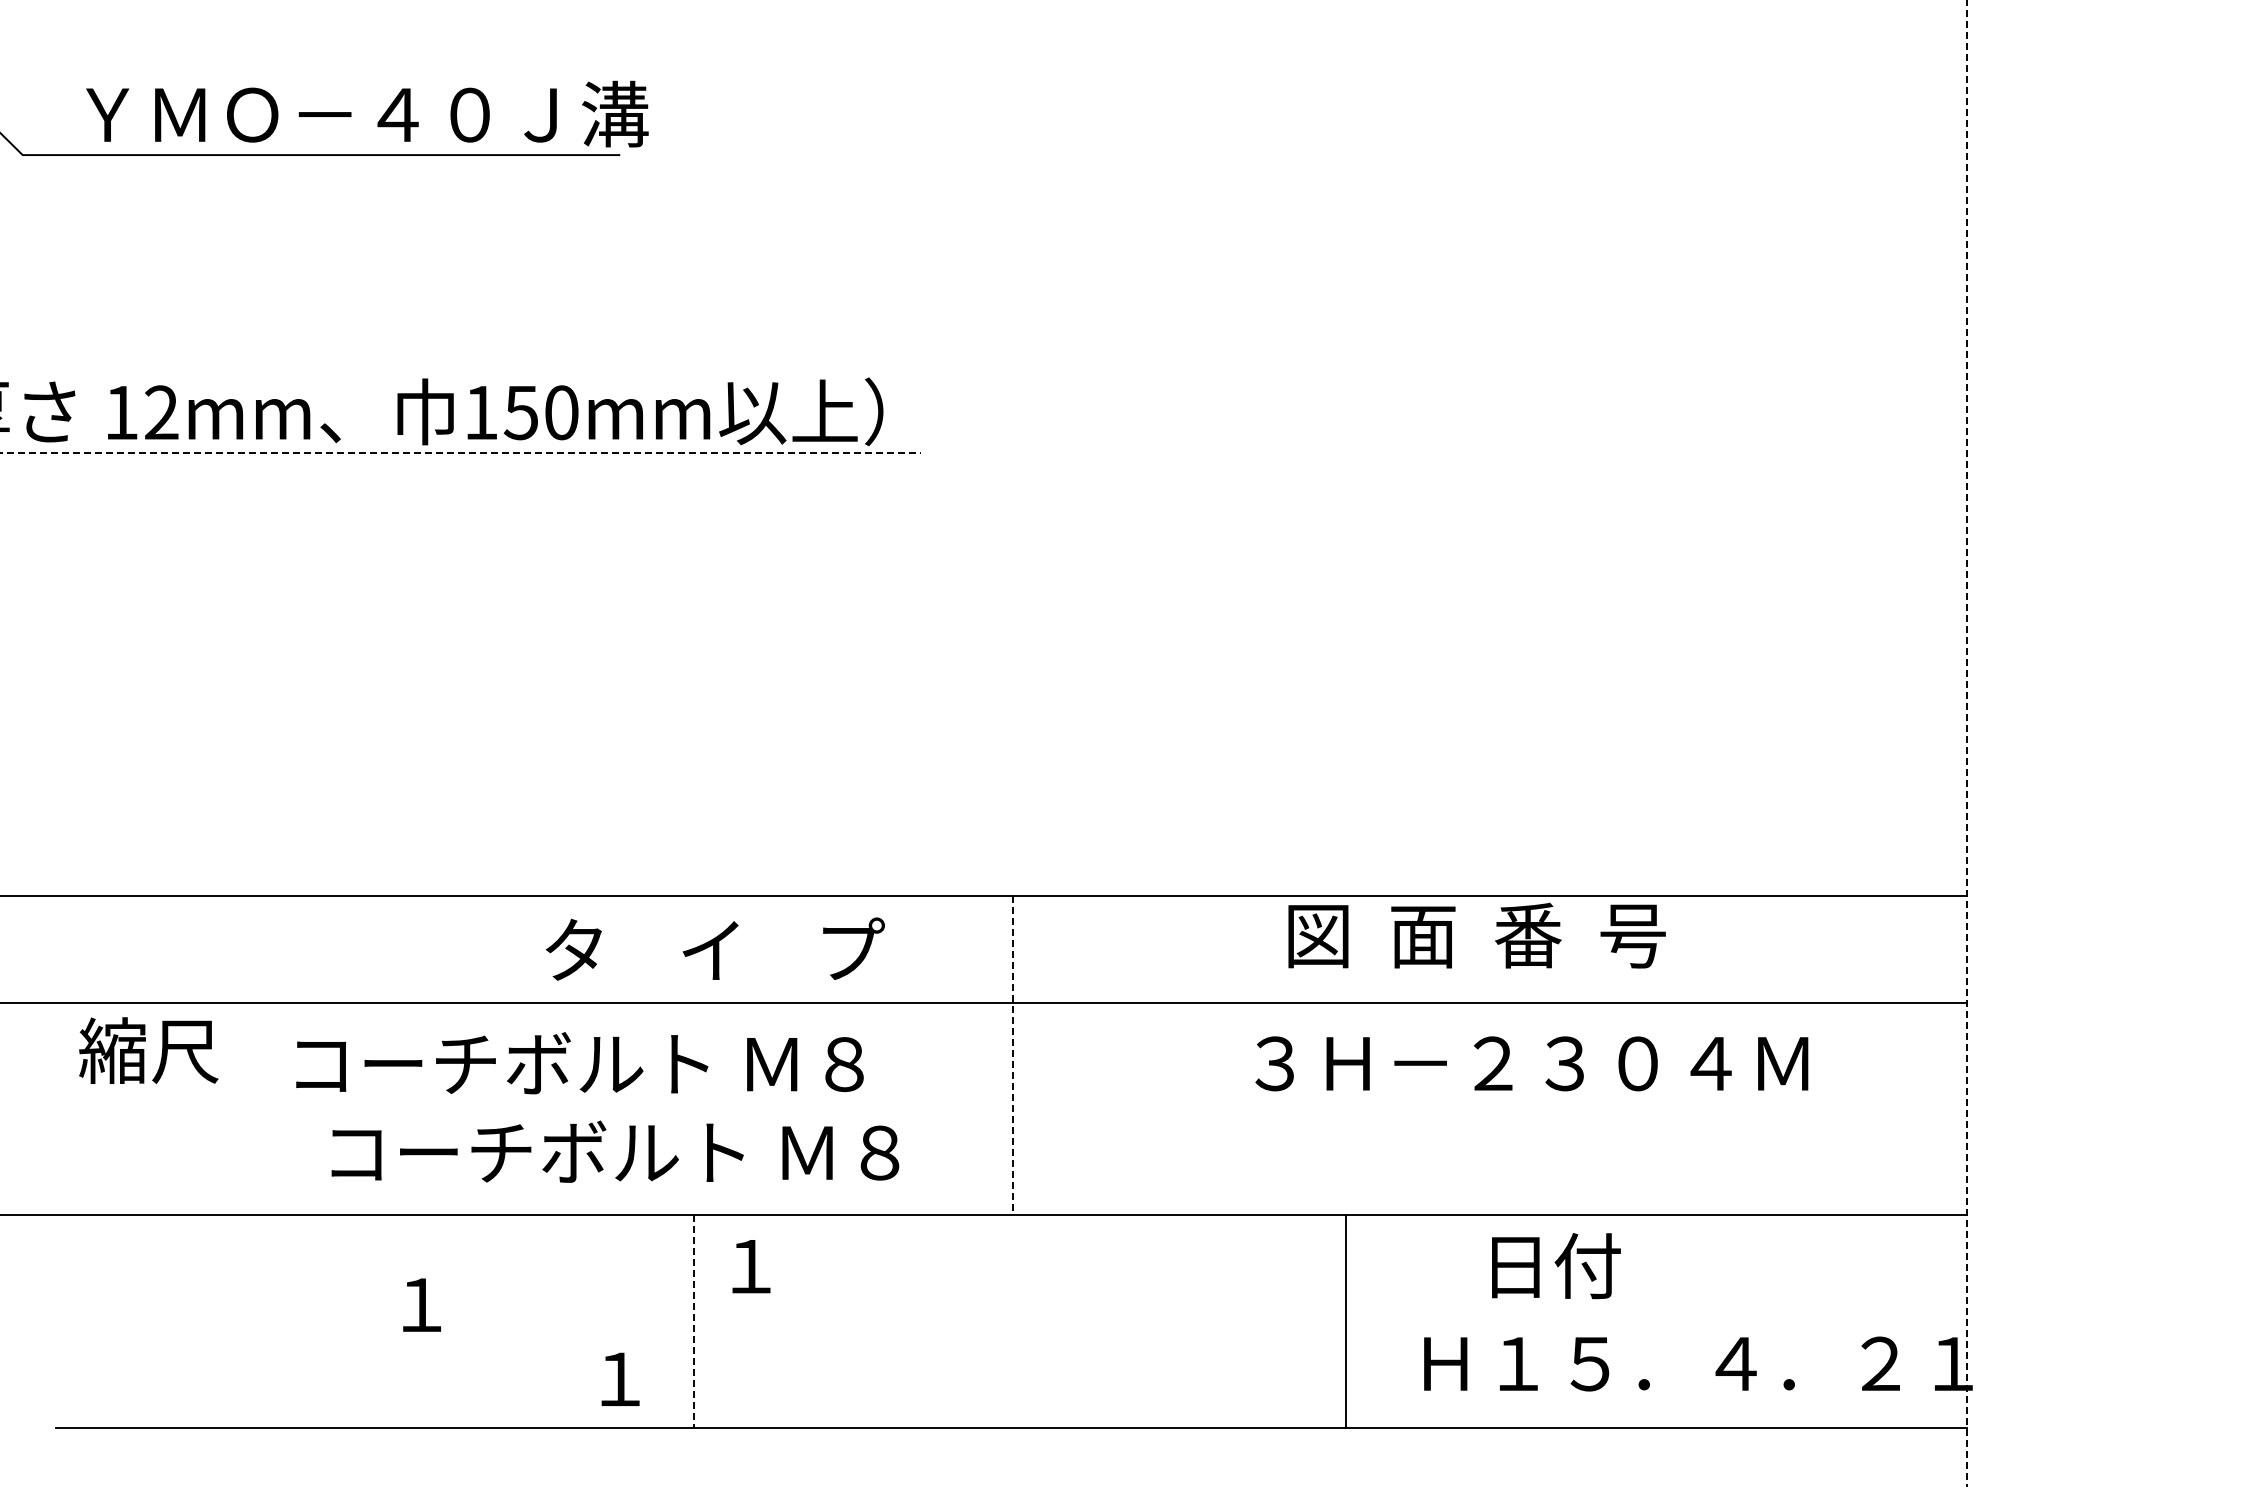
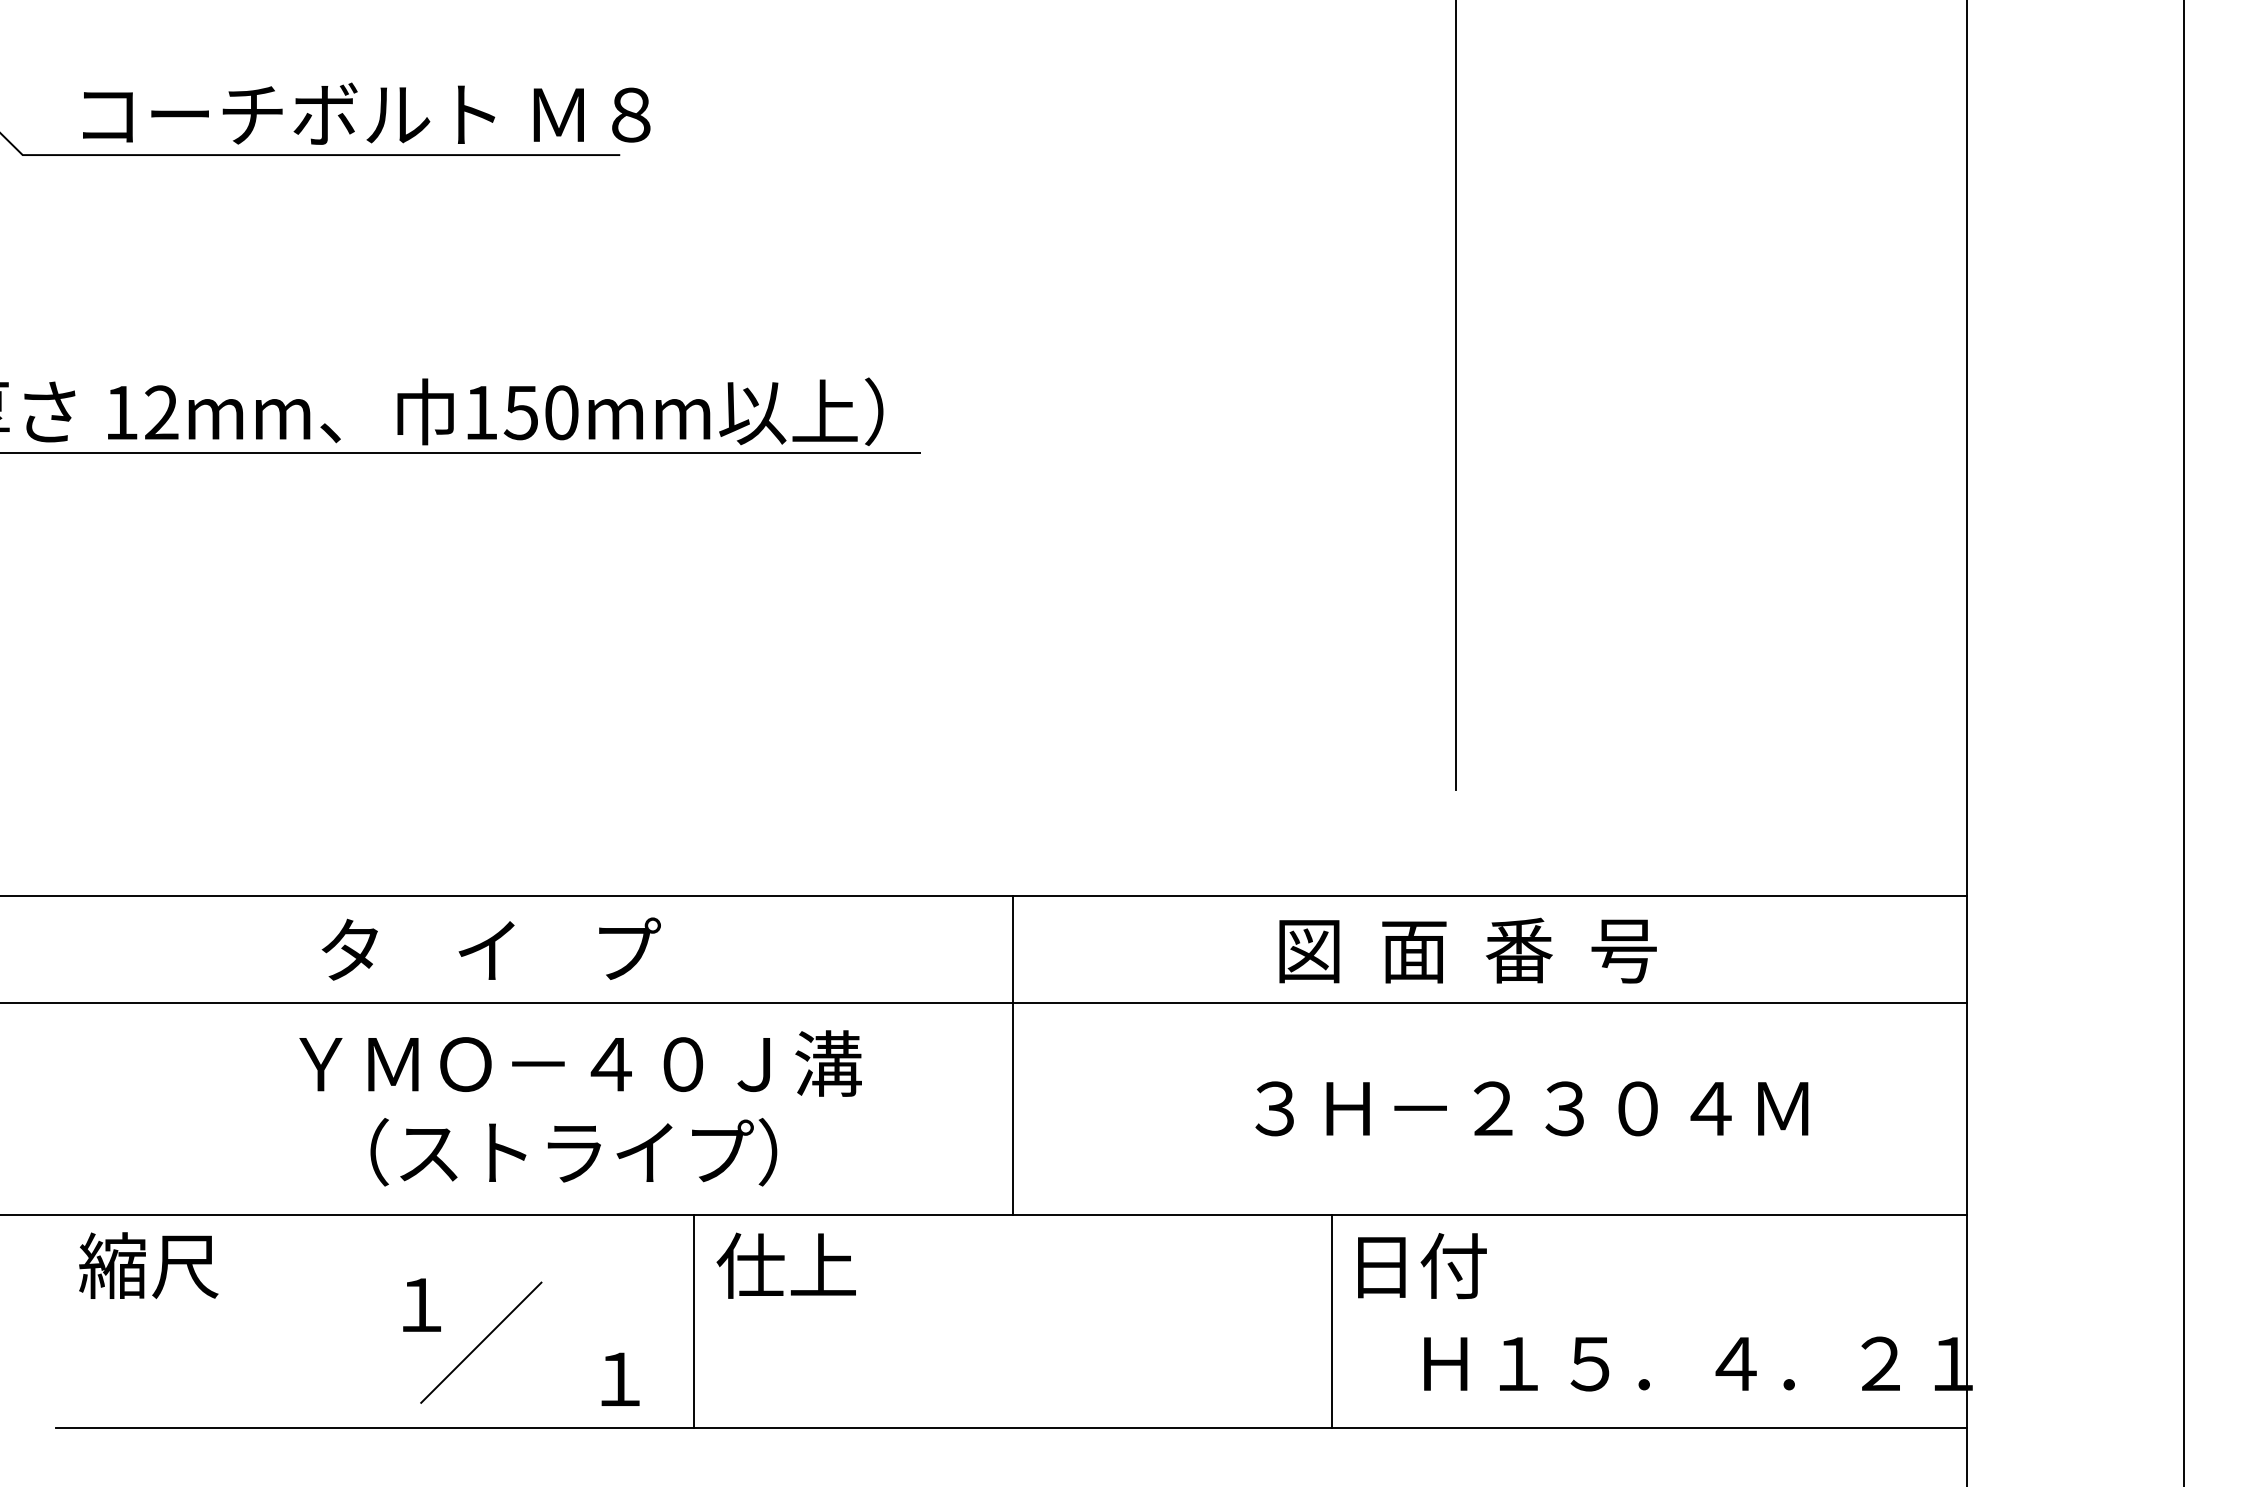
text: ＹＭＯ－４０Ｊ溝 -> コーチボルト Ｍ８ (366, 113)
line: none -> present (1456, 396)
line: dashed -> solid (460, 452)
line: dashed -> solid (1966, 742)
line: none -> present (2184, 742)
text position: (1476, 935) -> (1467, 950) (1467, 950)
text position: (714, 948) -> (490, 948) (490, 948)
text position: (148, 1050) -> (148, 1265) (148, 1265)
line: dashed -> solid (1012, 1056)
text: コーチボルト Ｍ８ -> ＹＭＯ－４０Ｊ溝 (579, 1063)
text position: (1531, 1063) -> (1531, 1108) (1531, 1108)
text: コーチボルト Ｍ８ -> （ストライプ） (615, 1152)
text: １ -> 仕上 (785, 1265)
text position: (1556, 1266) -> (1422, 1266) (1422, 1266)
line position: (1345, 1321) -> (1331, 1321) (1331, 1321)
line: dashed -> solid (693, 1322)
line: none -> present (481, 1342)
